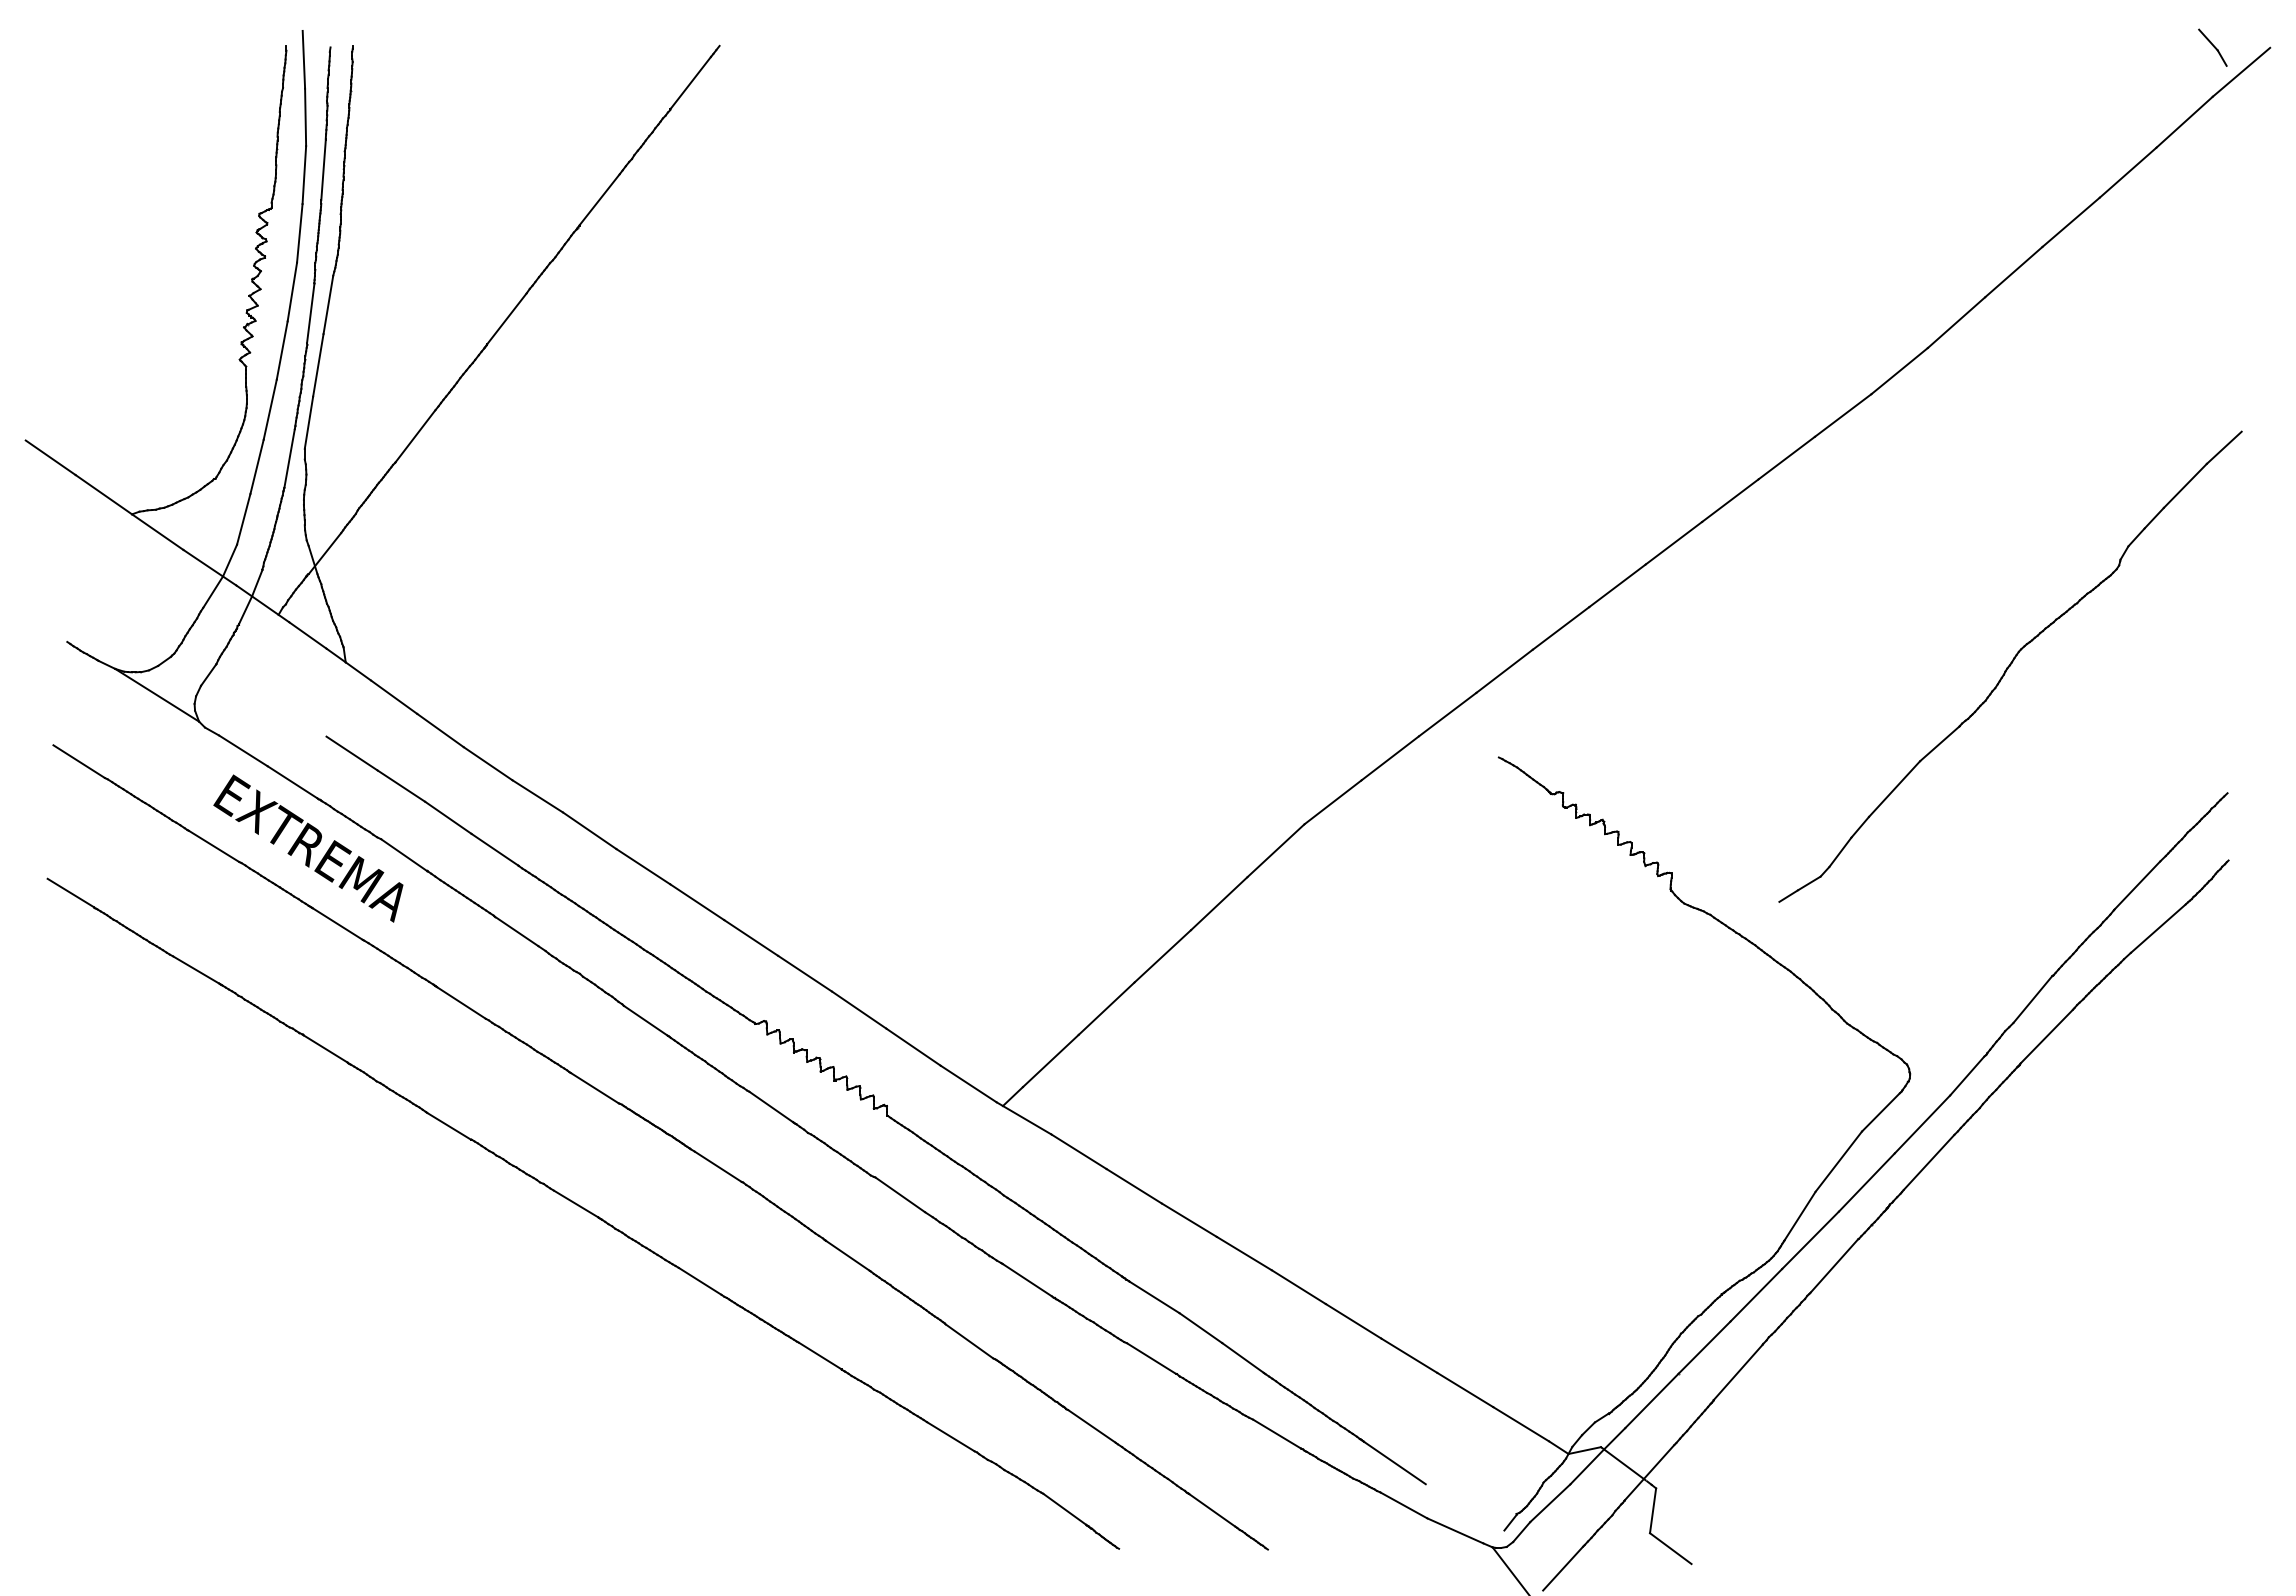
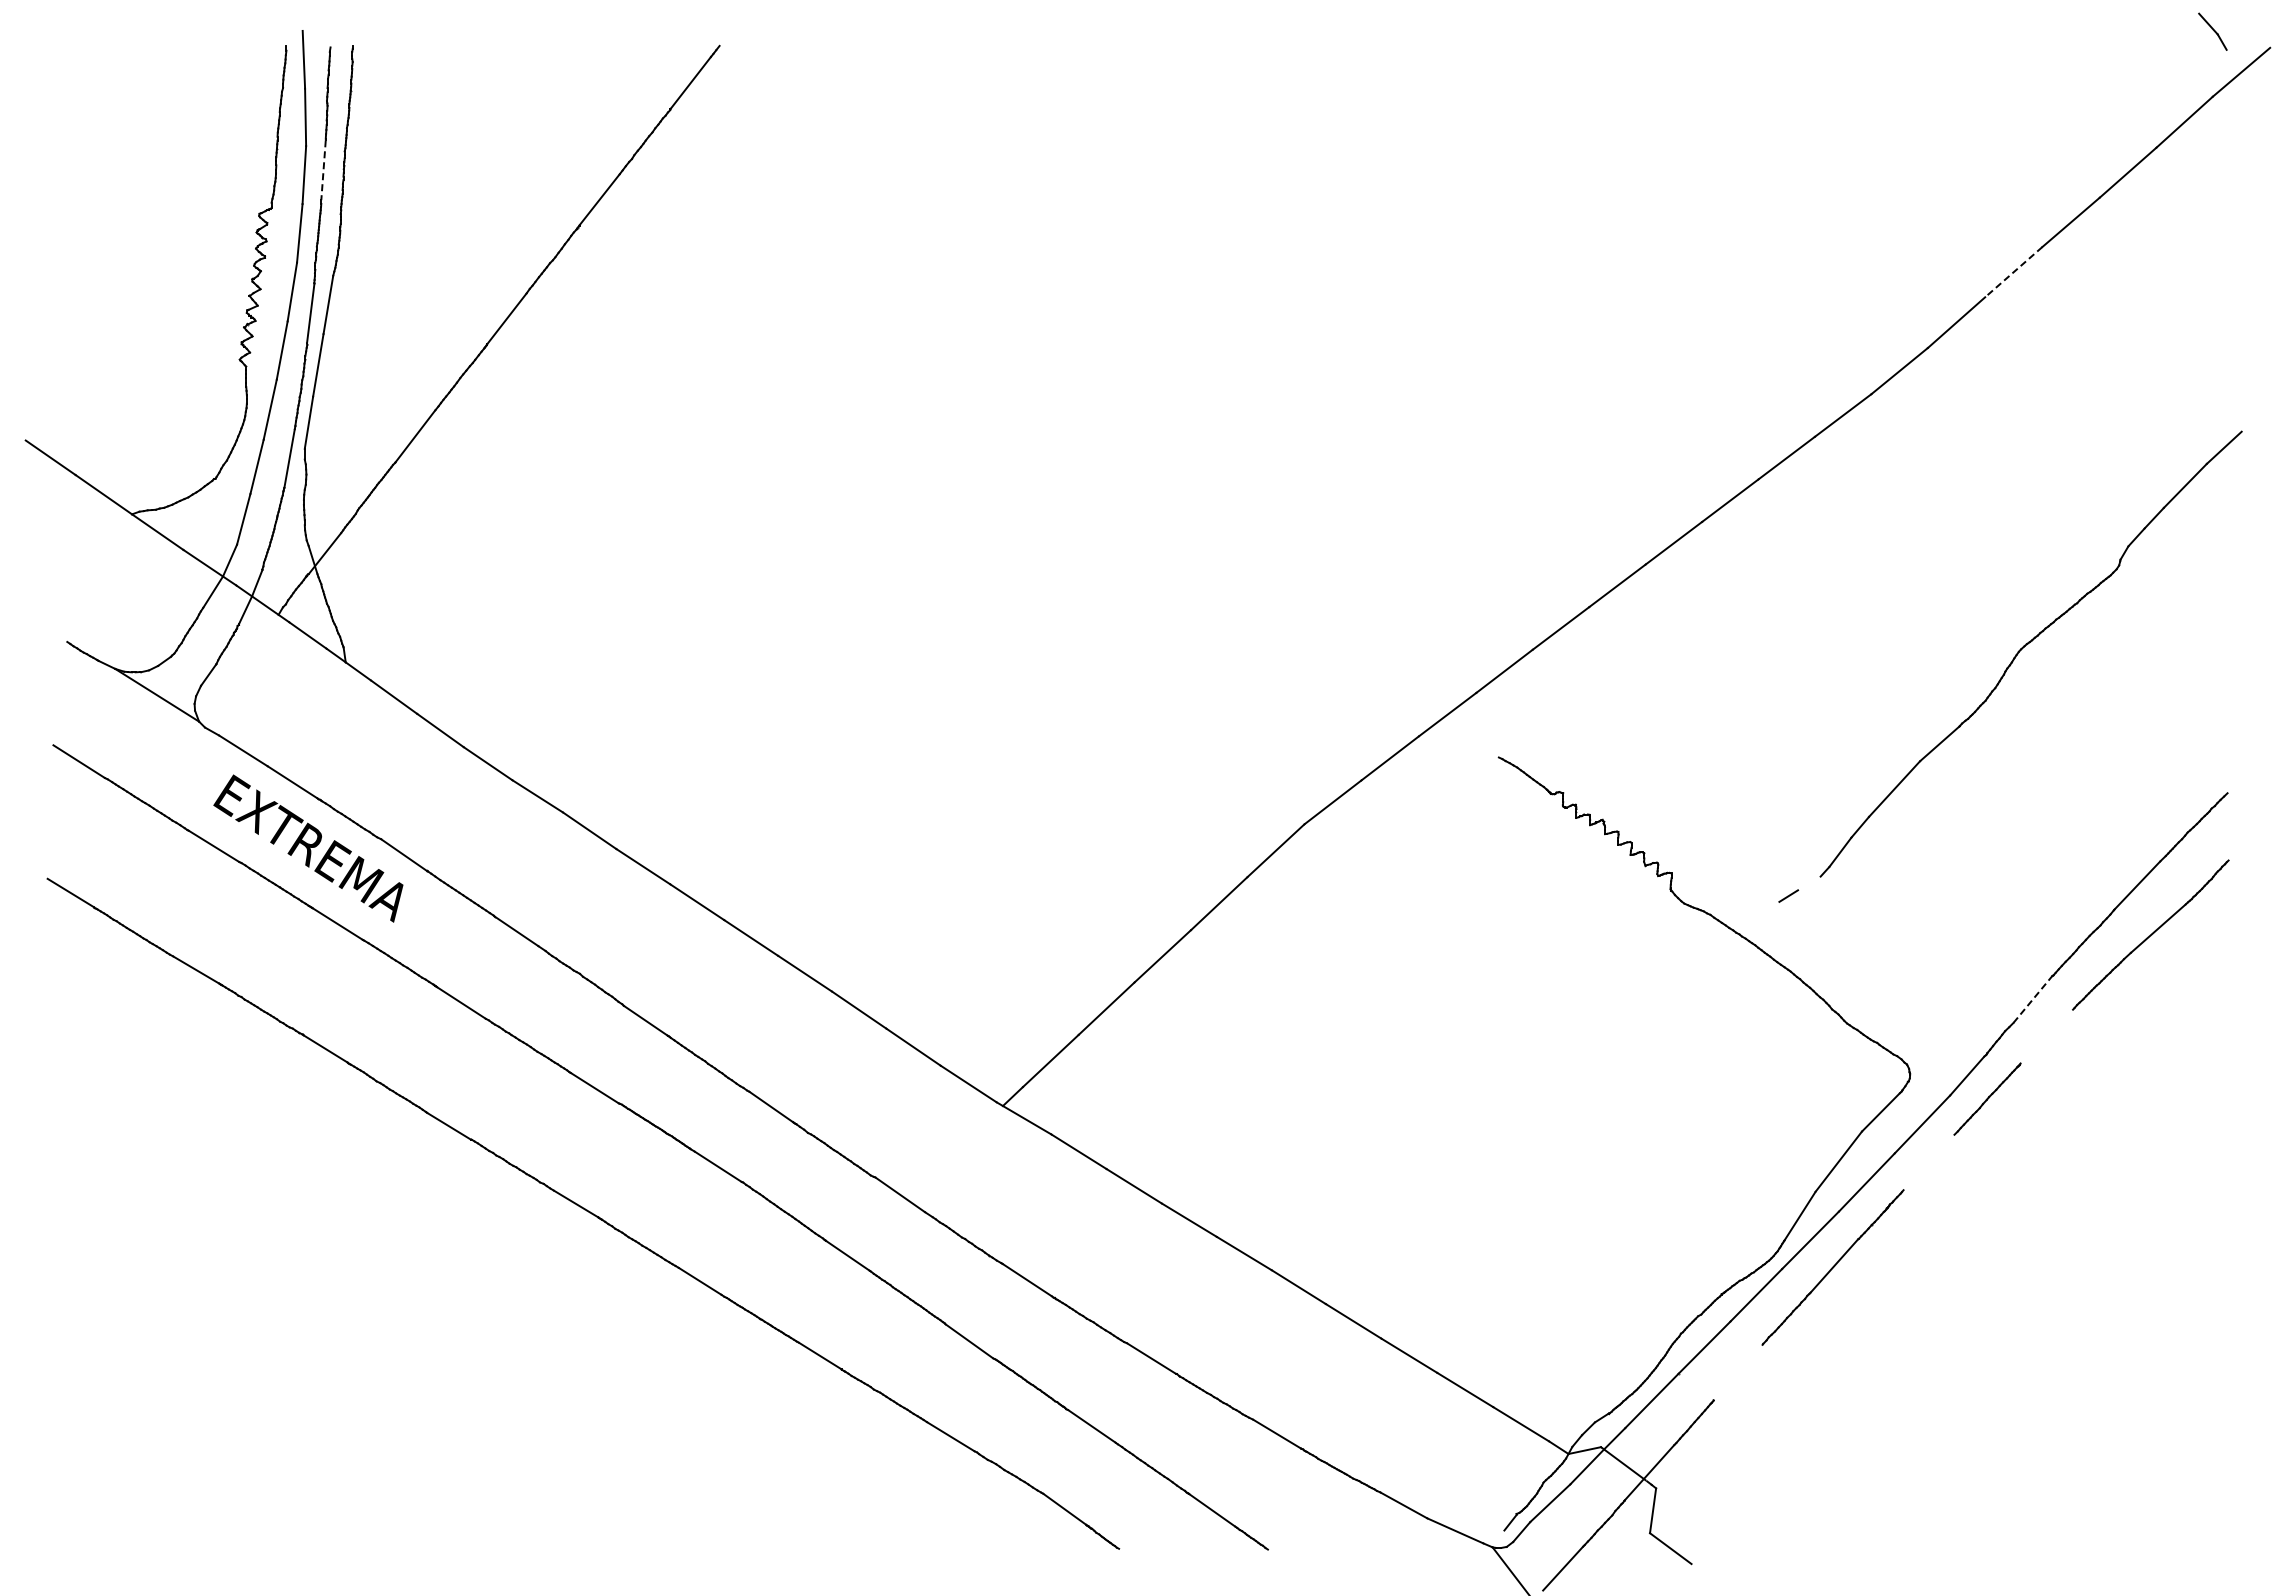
part position: (2212, 47) -> (2212, 31) (2212, 31)
line: solid -> dashed (323, 170)
line: solid -> dashed (2013, 272)
line: present -> none (1809, 883)
line: solid -> dashed (2033, 999)
line: present -> none (2046, 1036)
part: present -> none (875, 1110)
line: present -> none (1928, 1162)
line: present -> none (1737, 1372)
